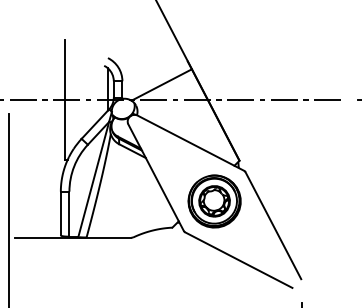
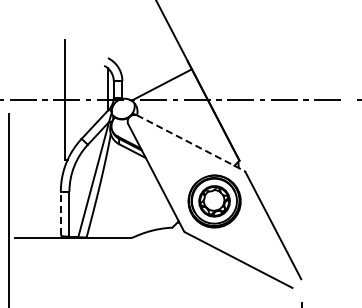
line: solid -> dashed (190, 143)
line: solid -> dashed (60, 213)
